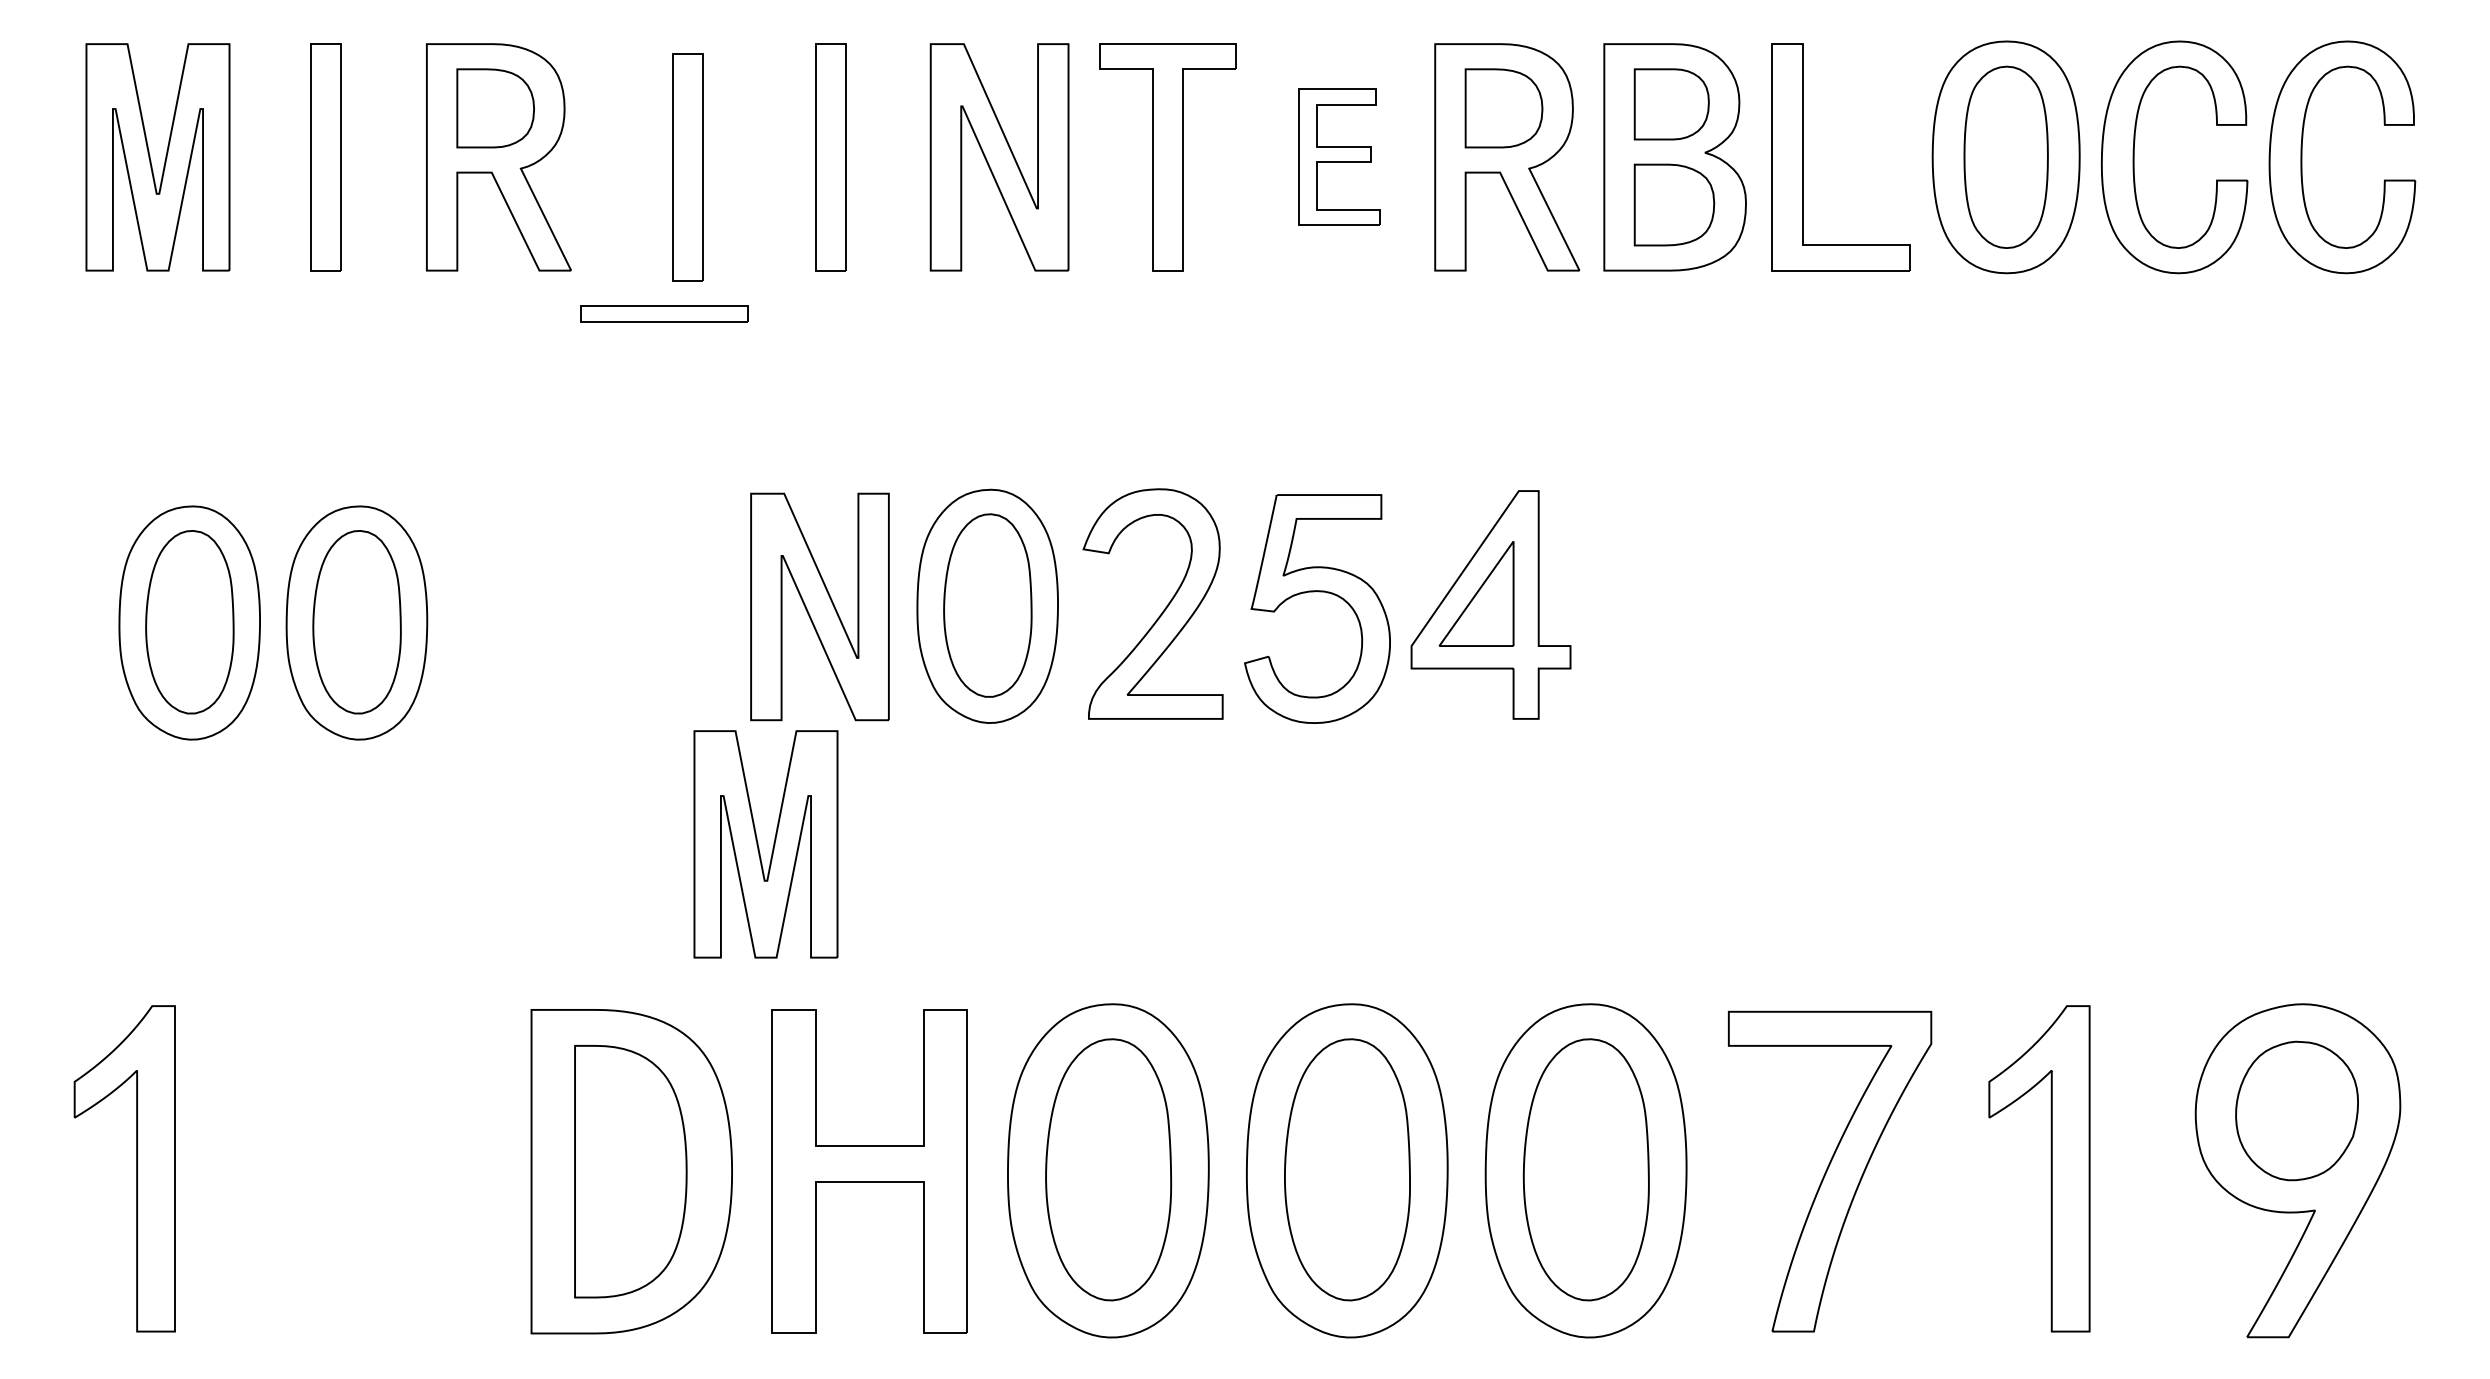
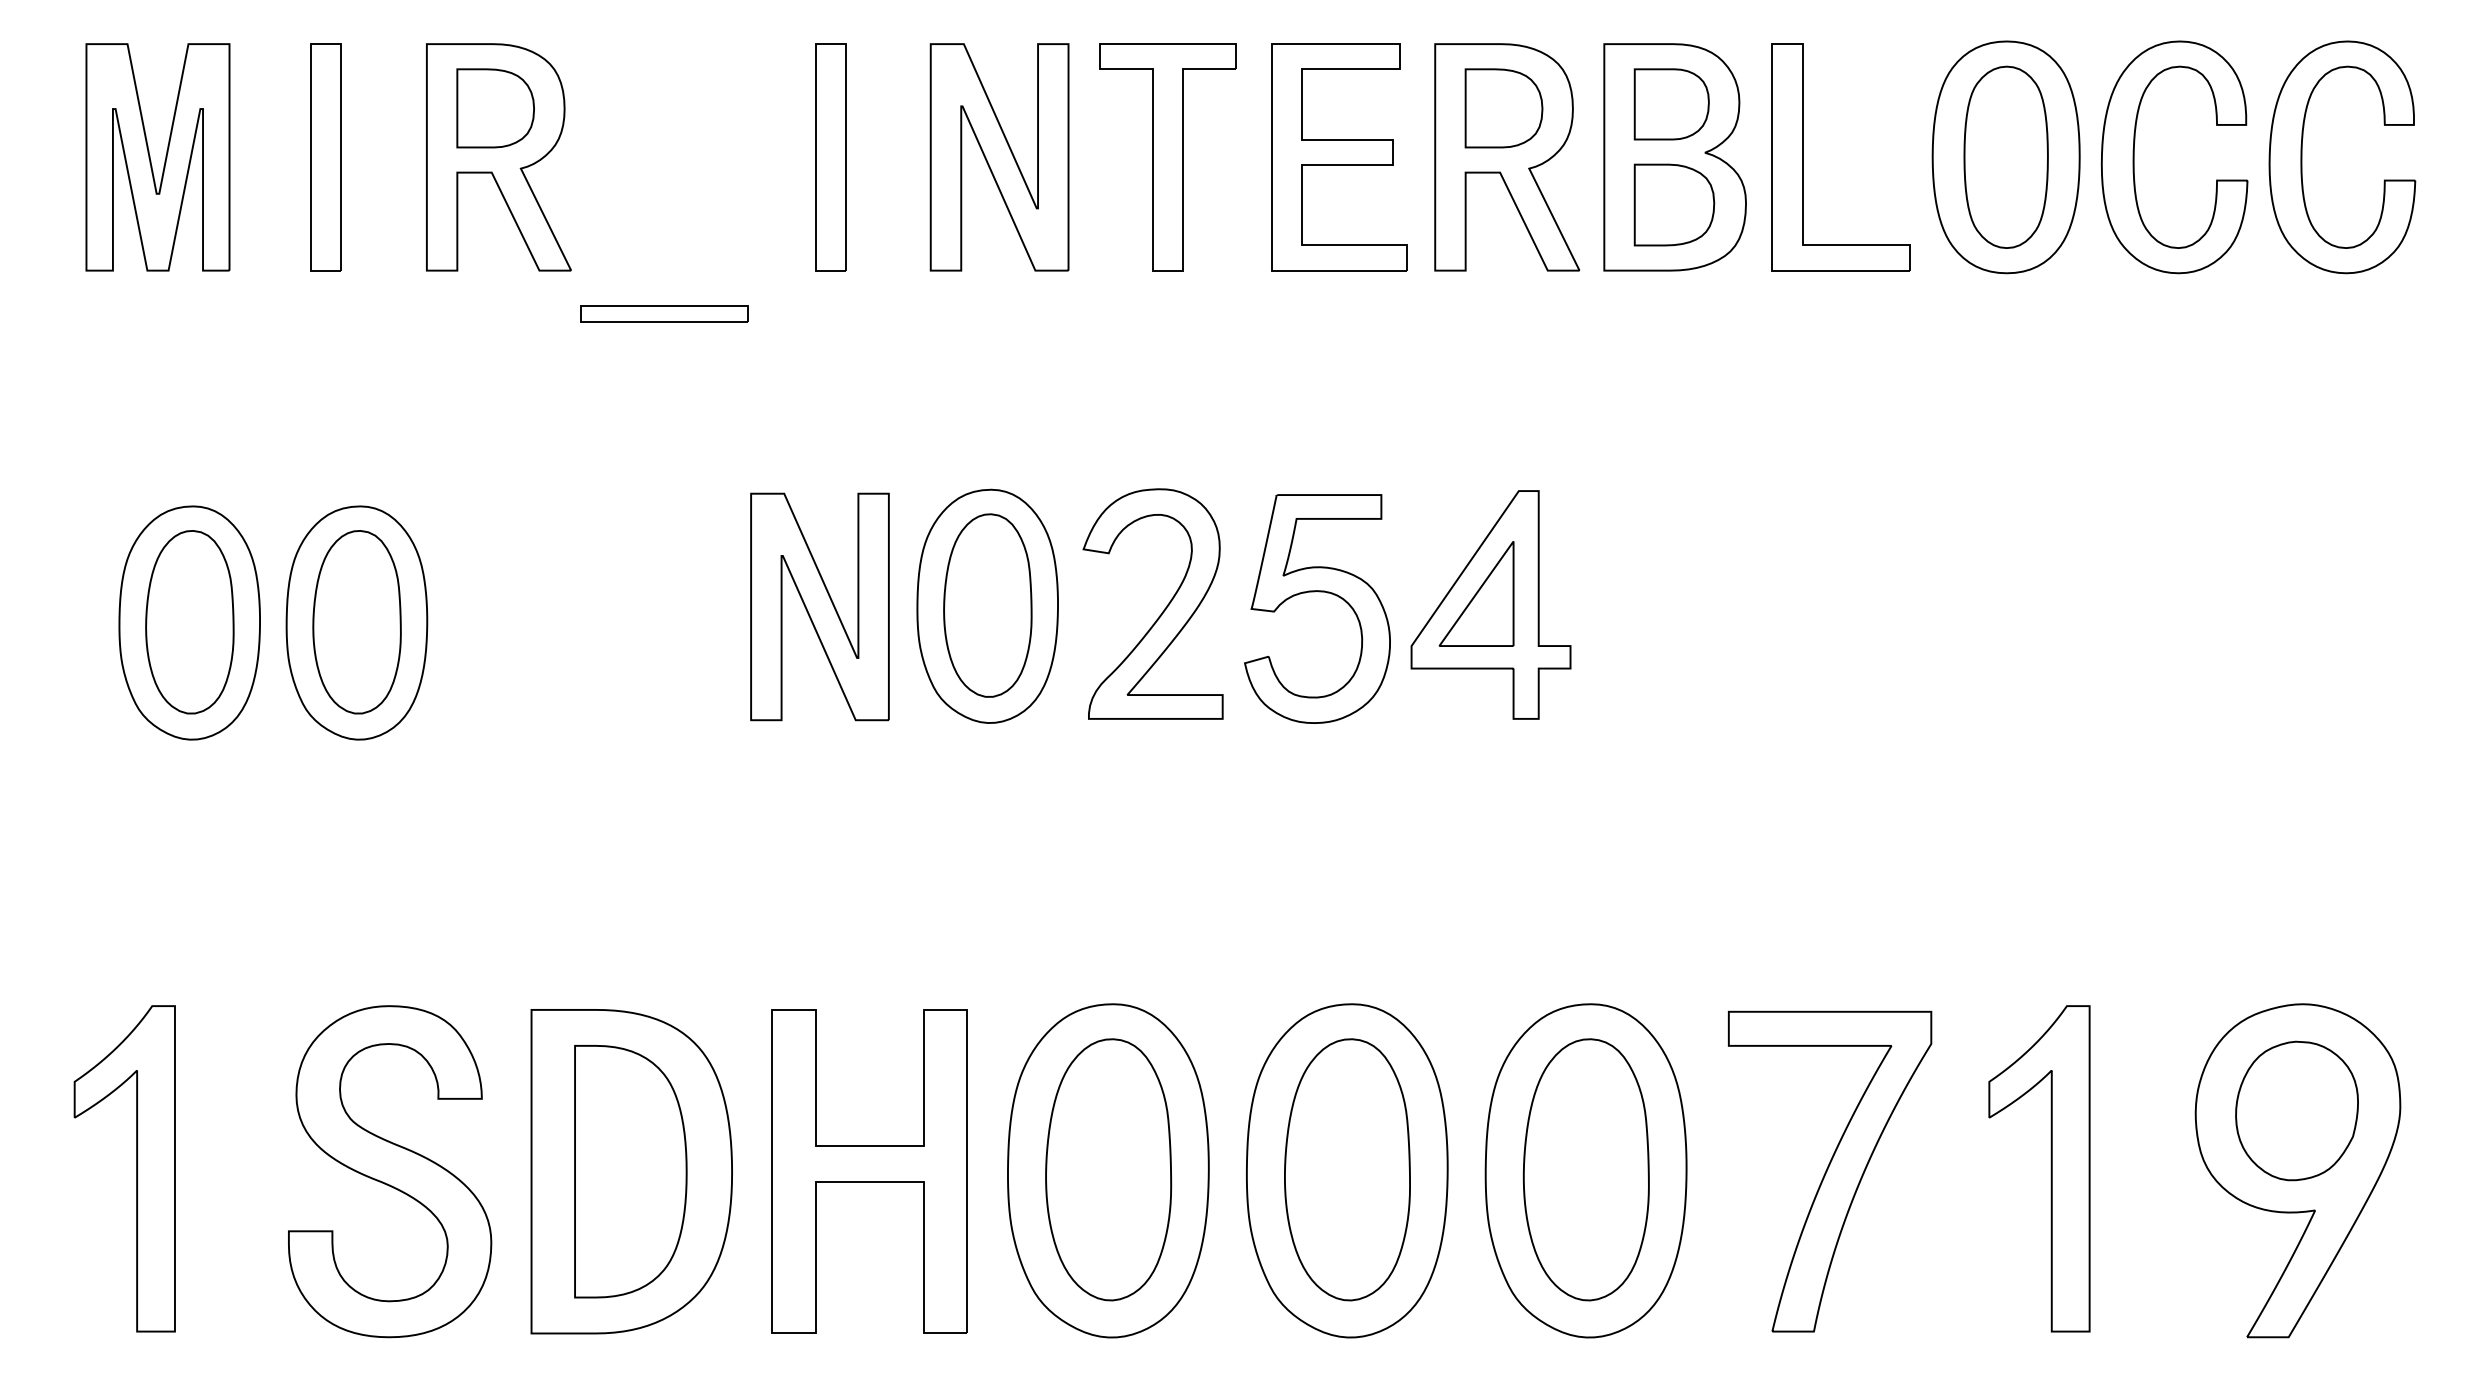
part size: 83x138 px -> 137x229 px (1339, 157)
part: present -> none (687, 167)
part: present -> none (759, 847)
part: none -> present (390, 1171)
